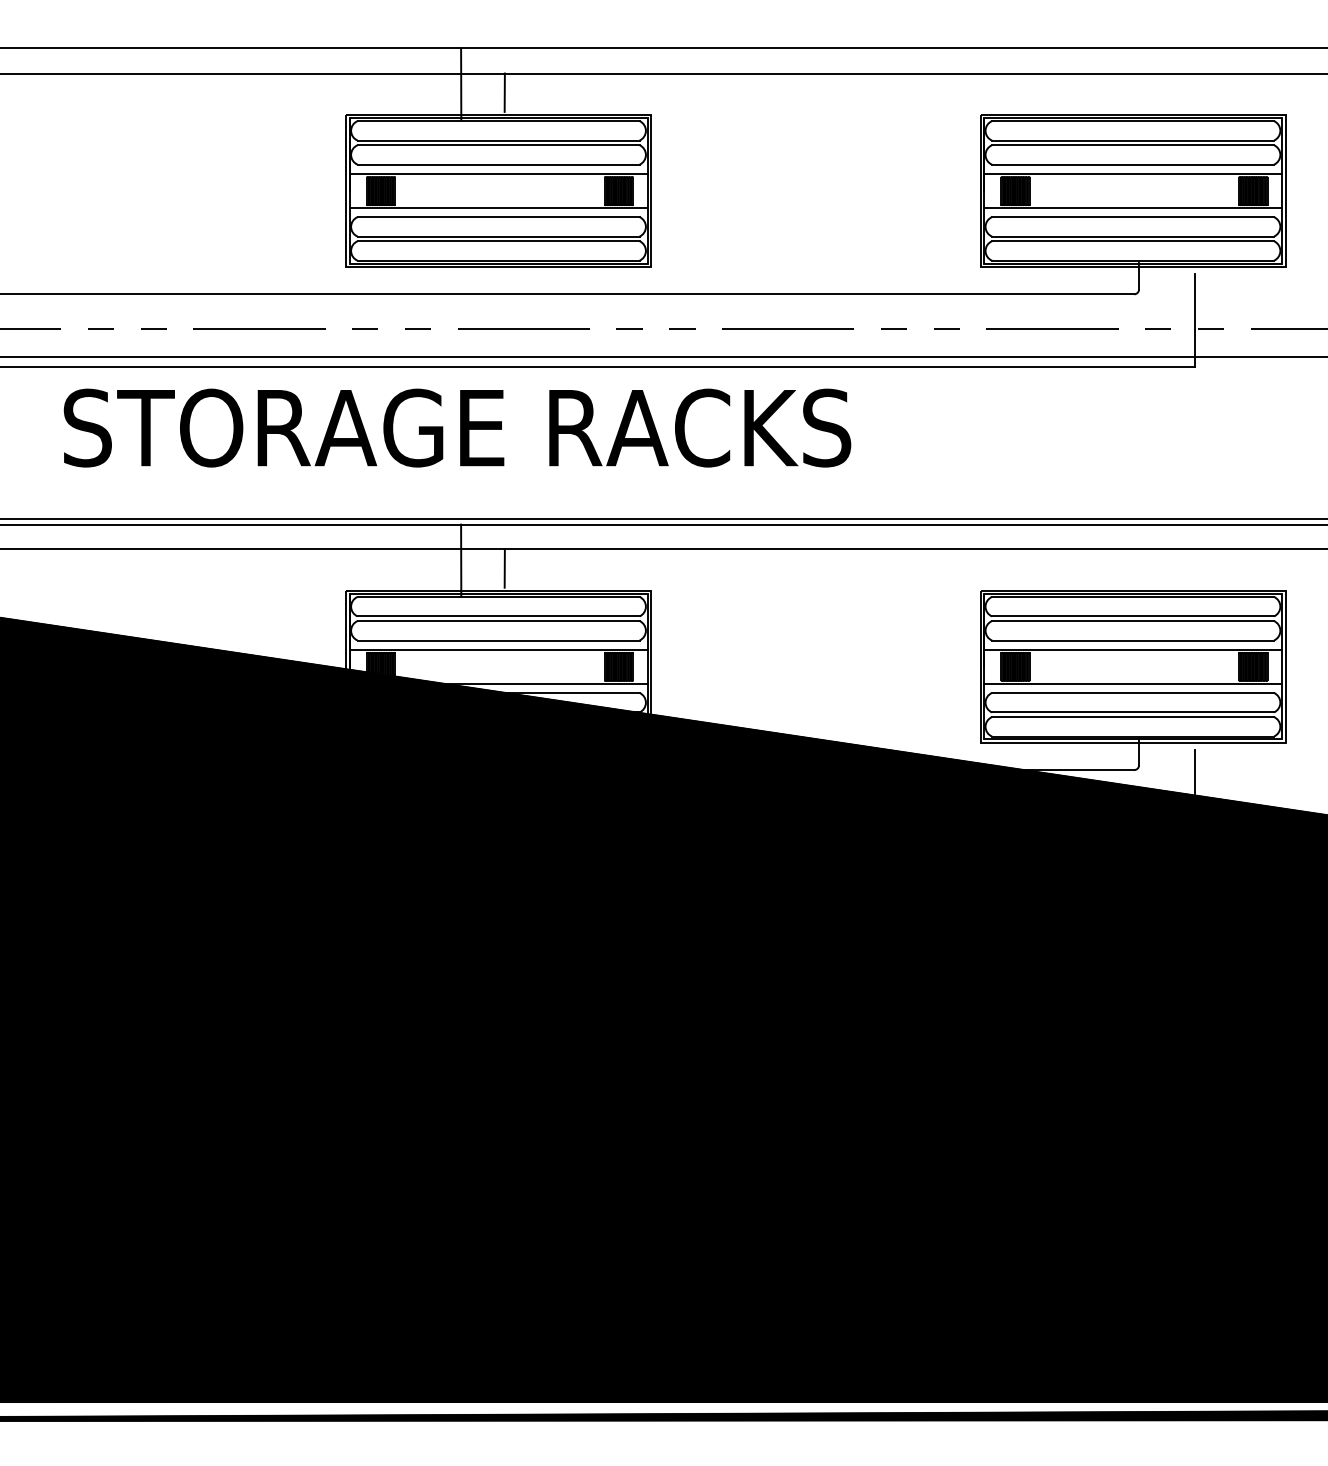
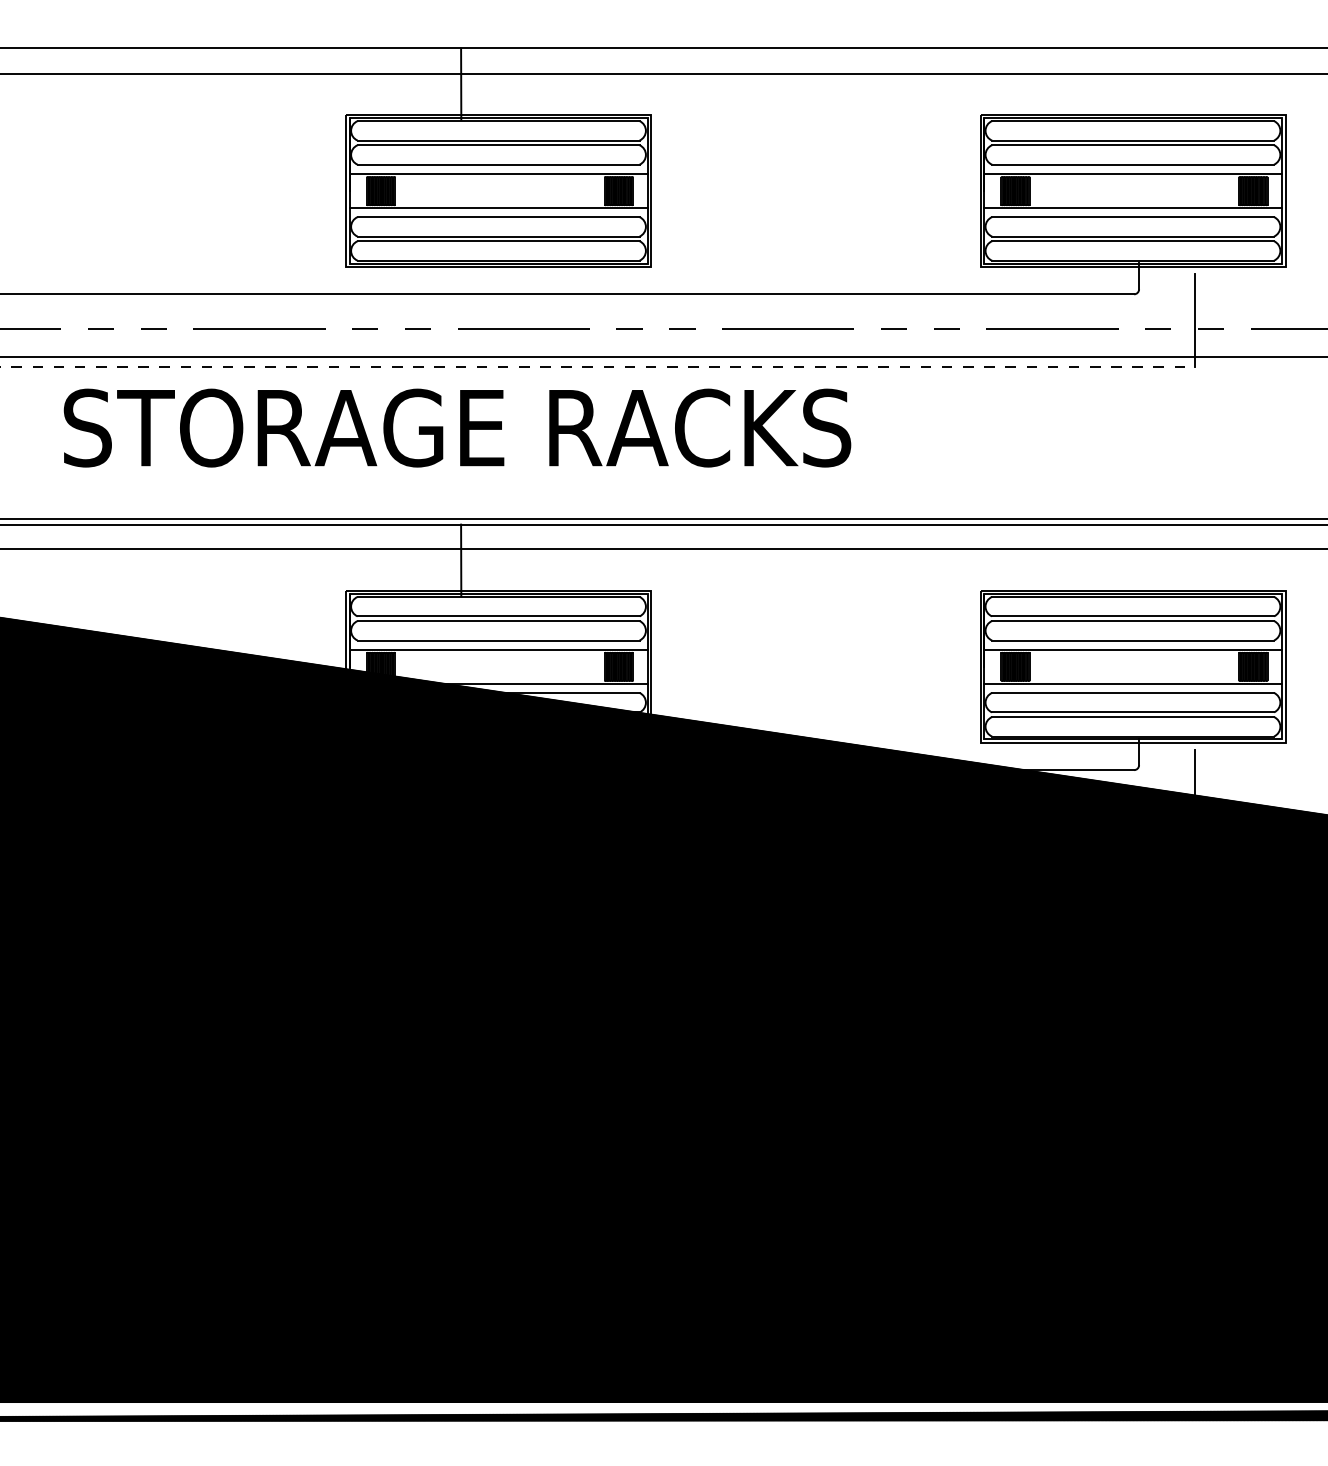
line: present -> none (504, 92)
line: solid -> dashed (598, 366)
line: present -> none (504, 568)
